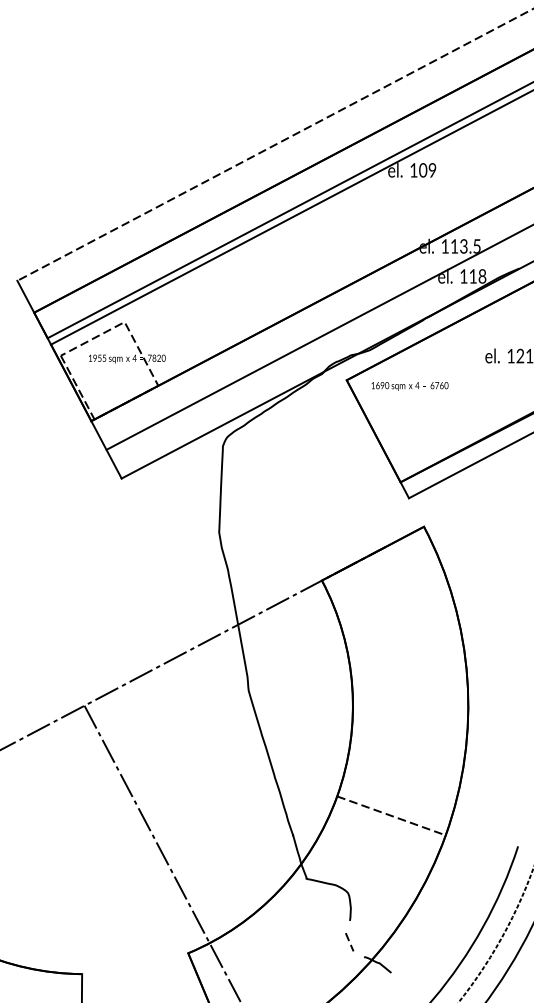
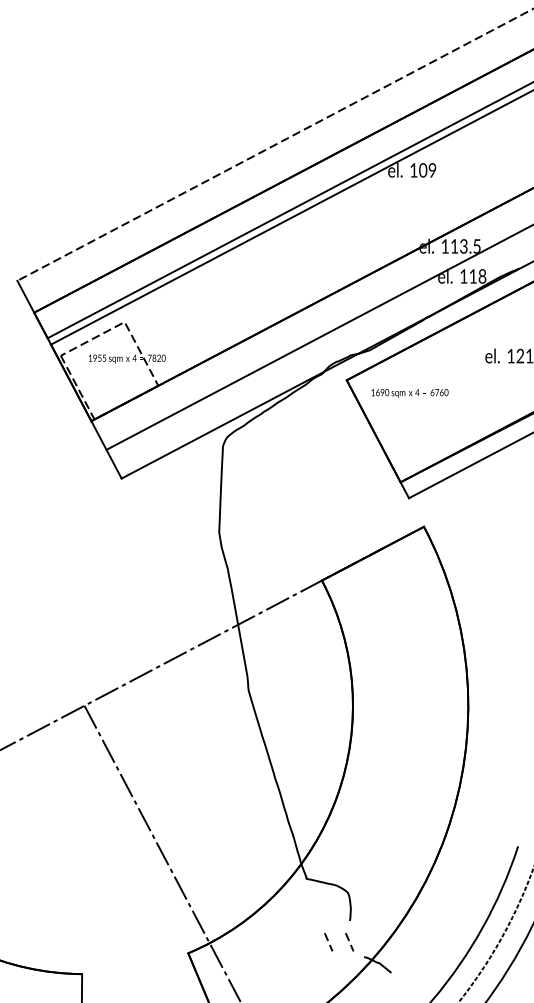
text position: (409, 386) -> (409, 393) (409, 393)
line: present -> none (391, 815)
line: none -> present (327, 941)
